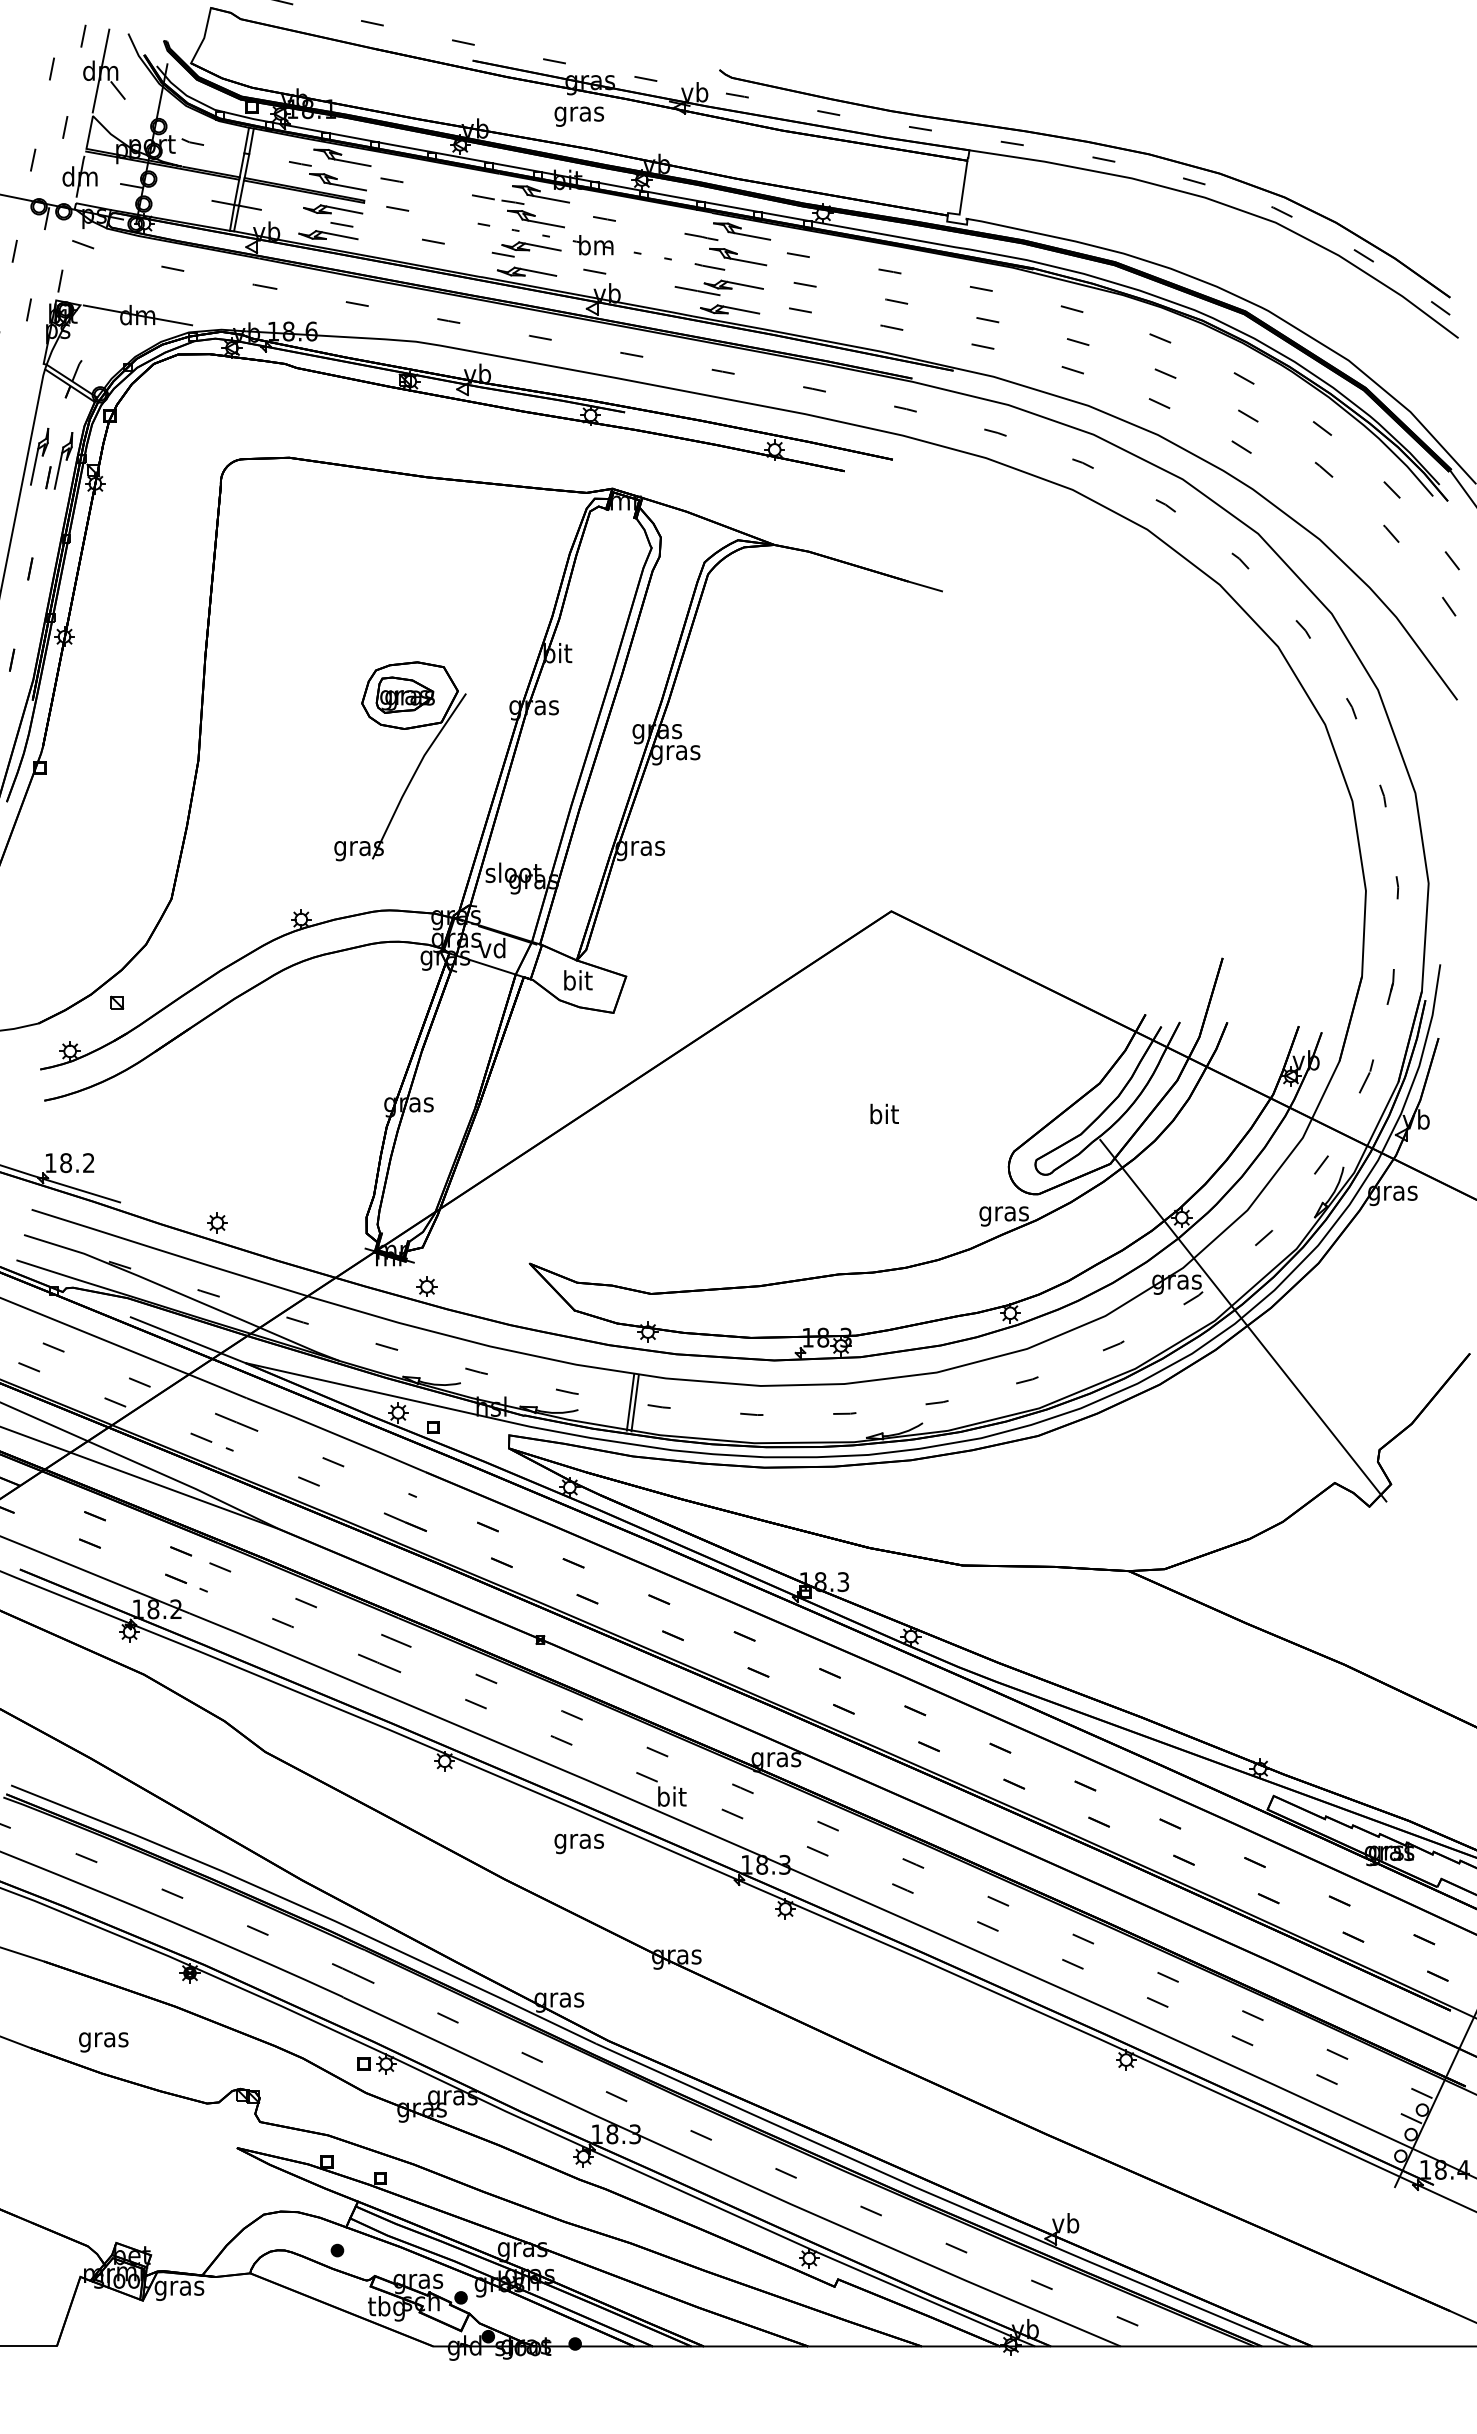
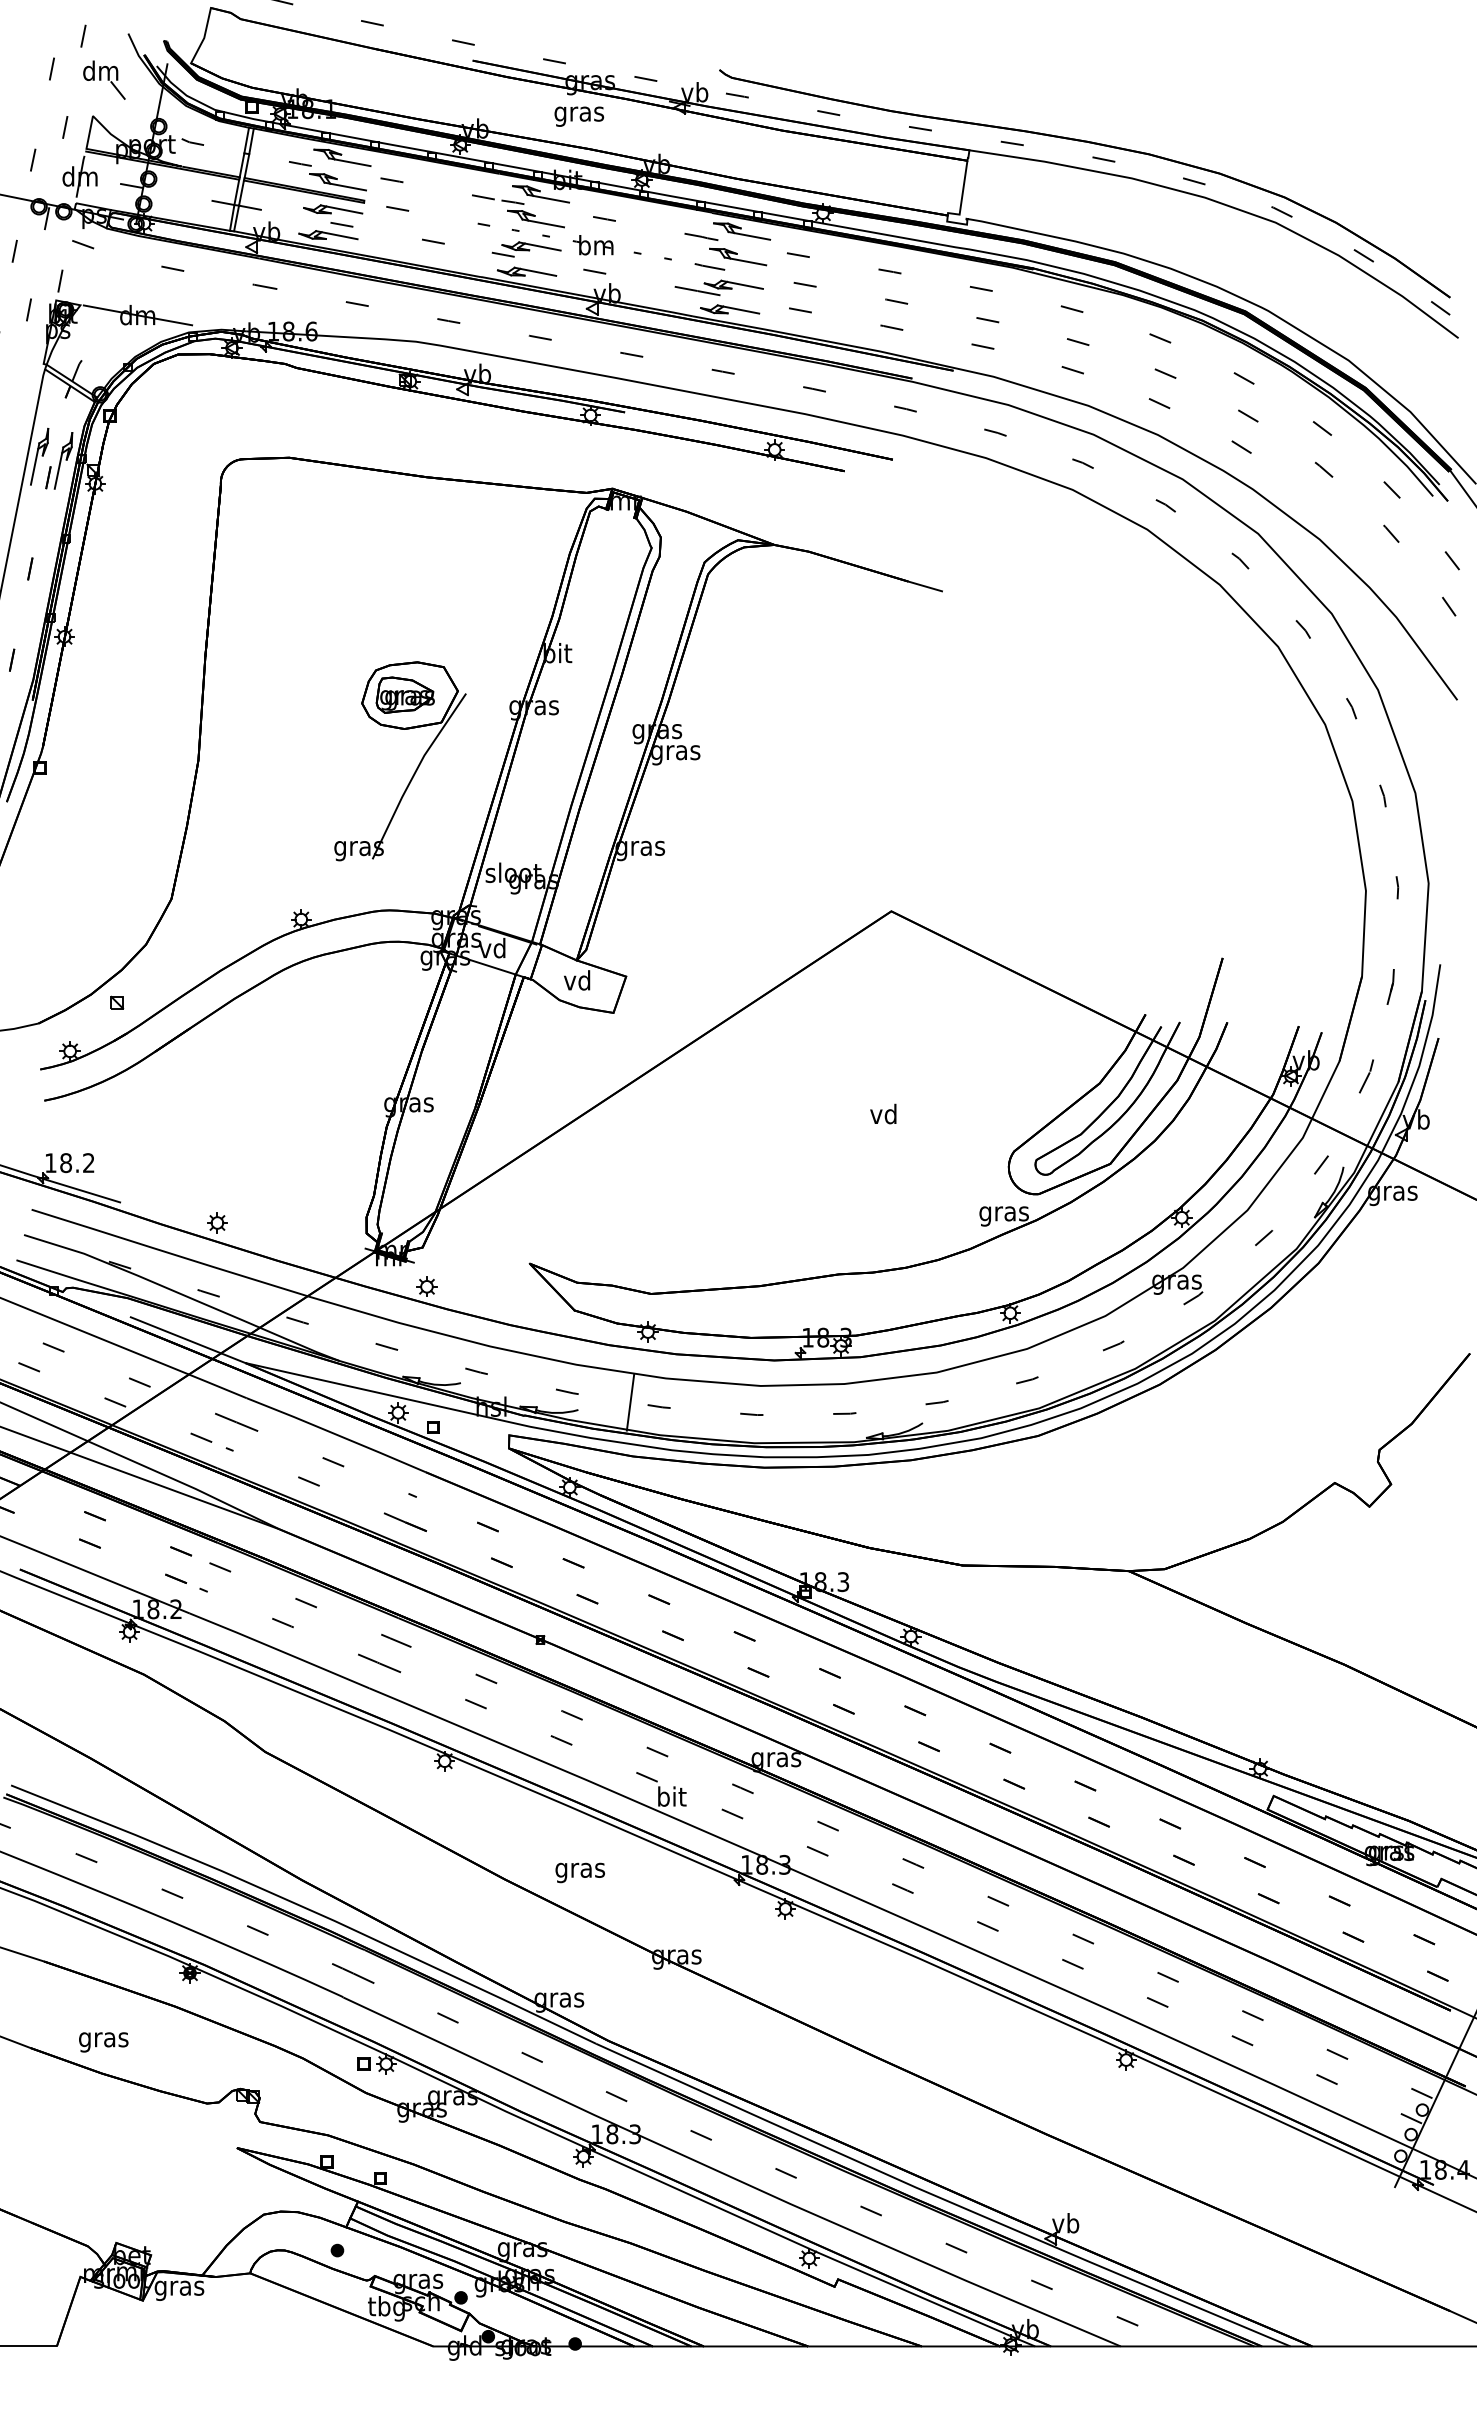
line: present -> none (100, 70)
text: bit -> vd (578, 980)
text: bit -> vd (884, 1113)
line: present -> none (1243, 1320)
line: present -> none (634, 1403)
text position: (578, 1843) -> (579, 1872) (579, 1872)
